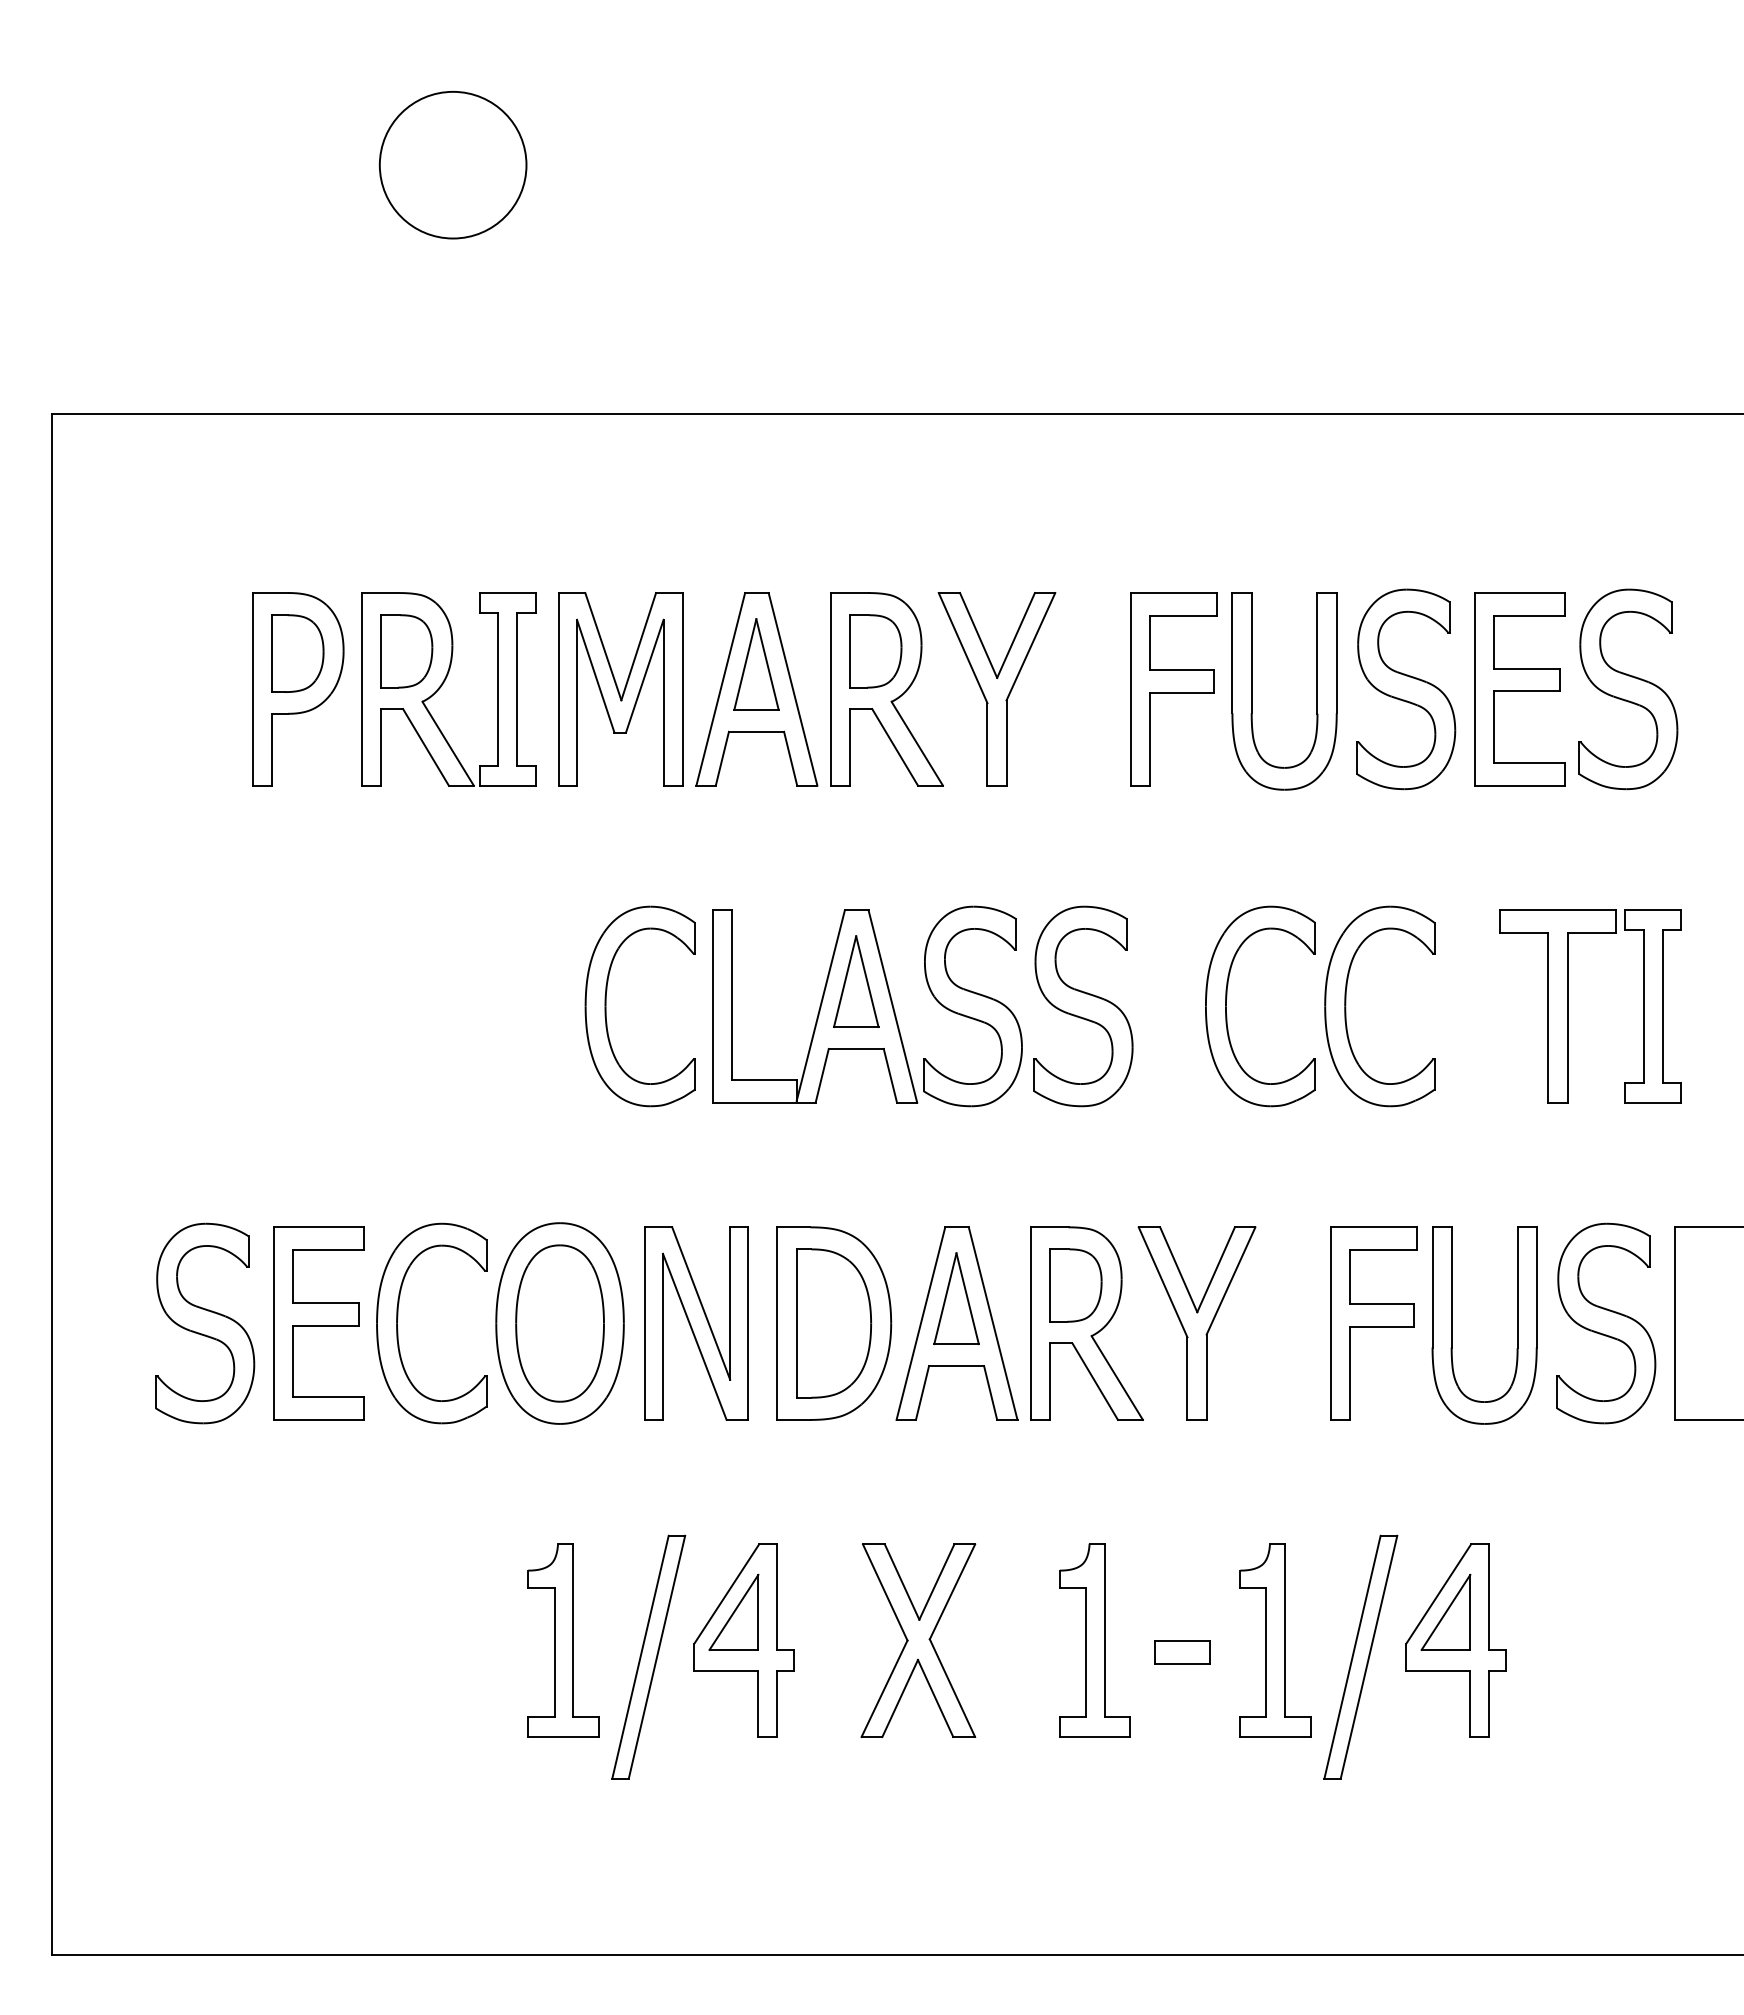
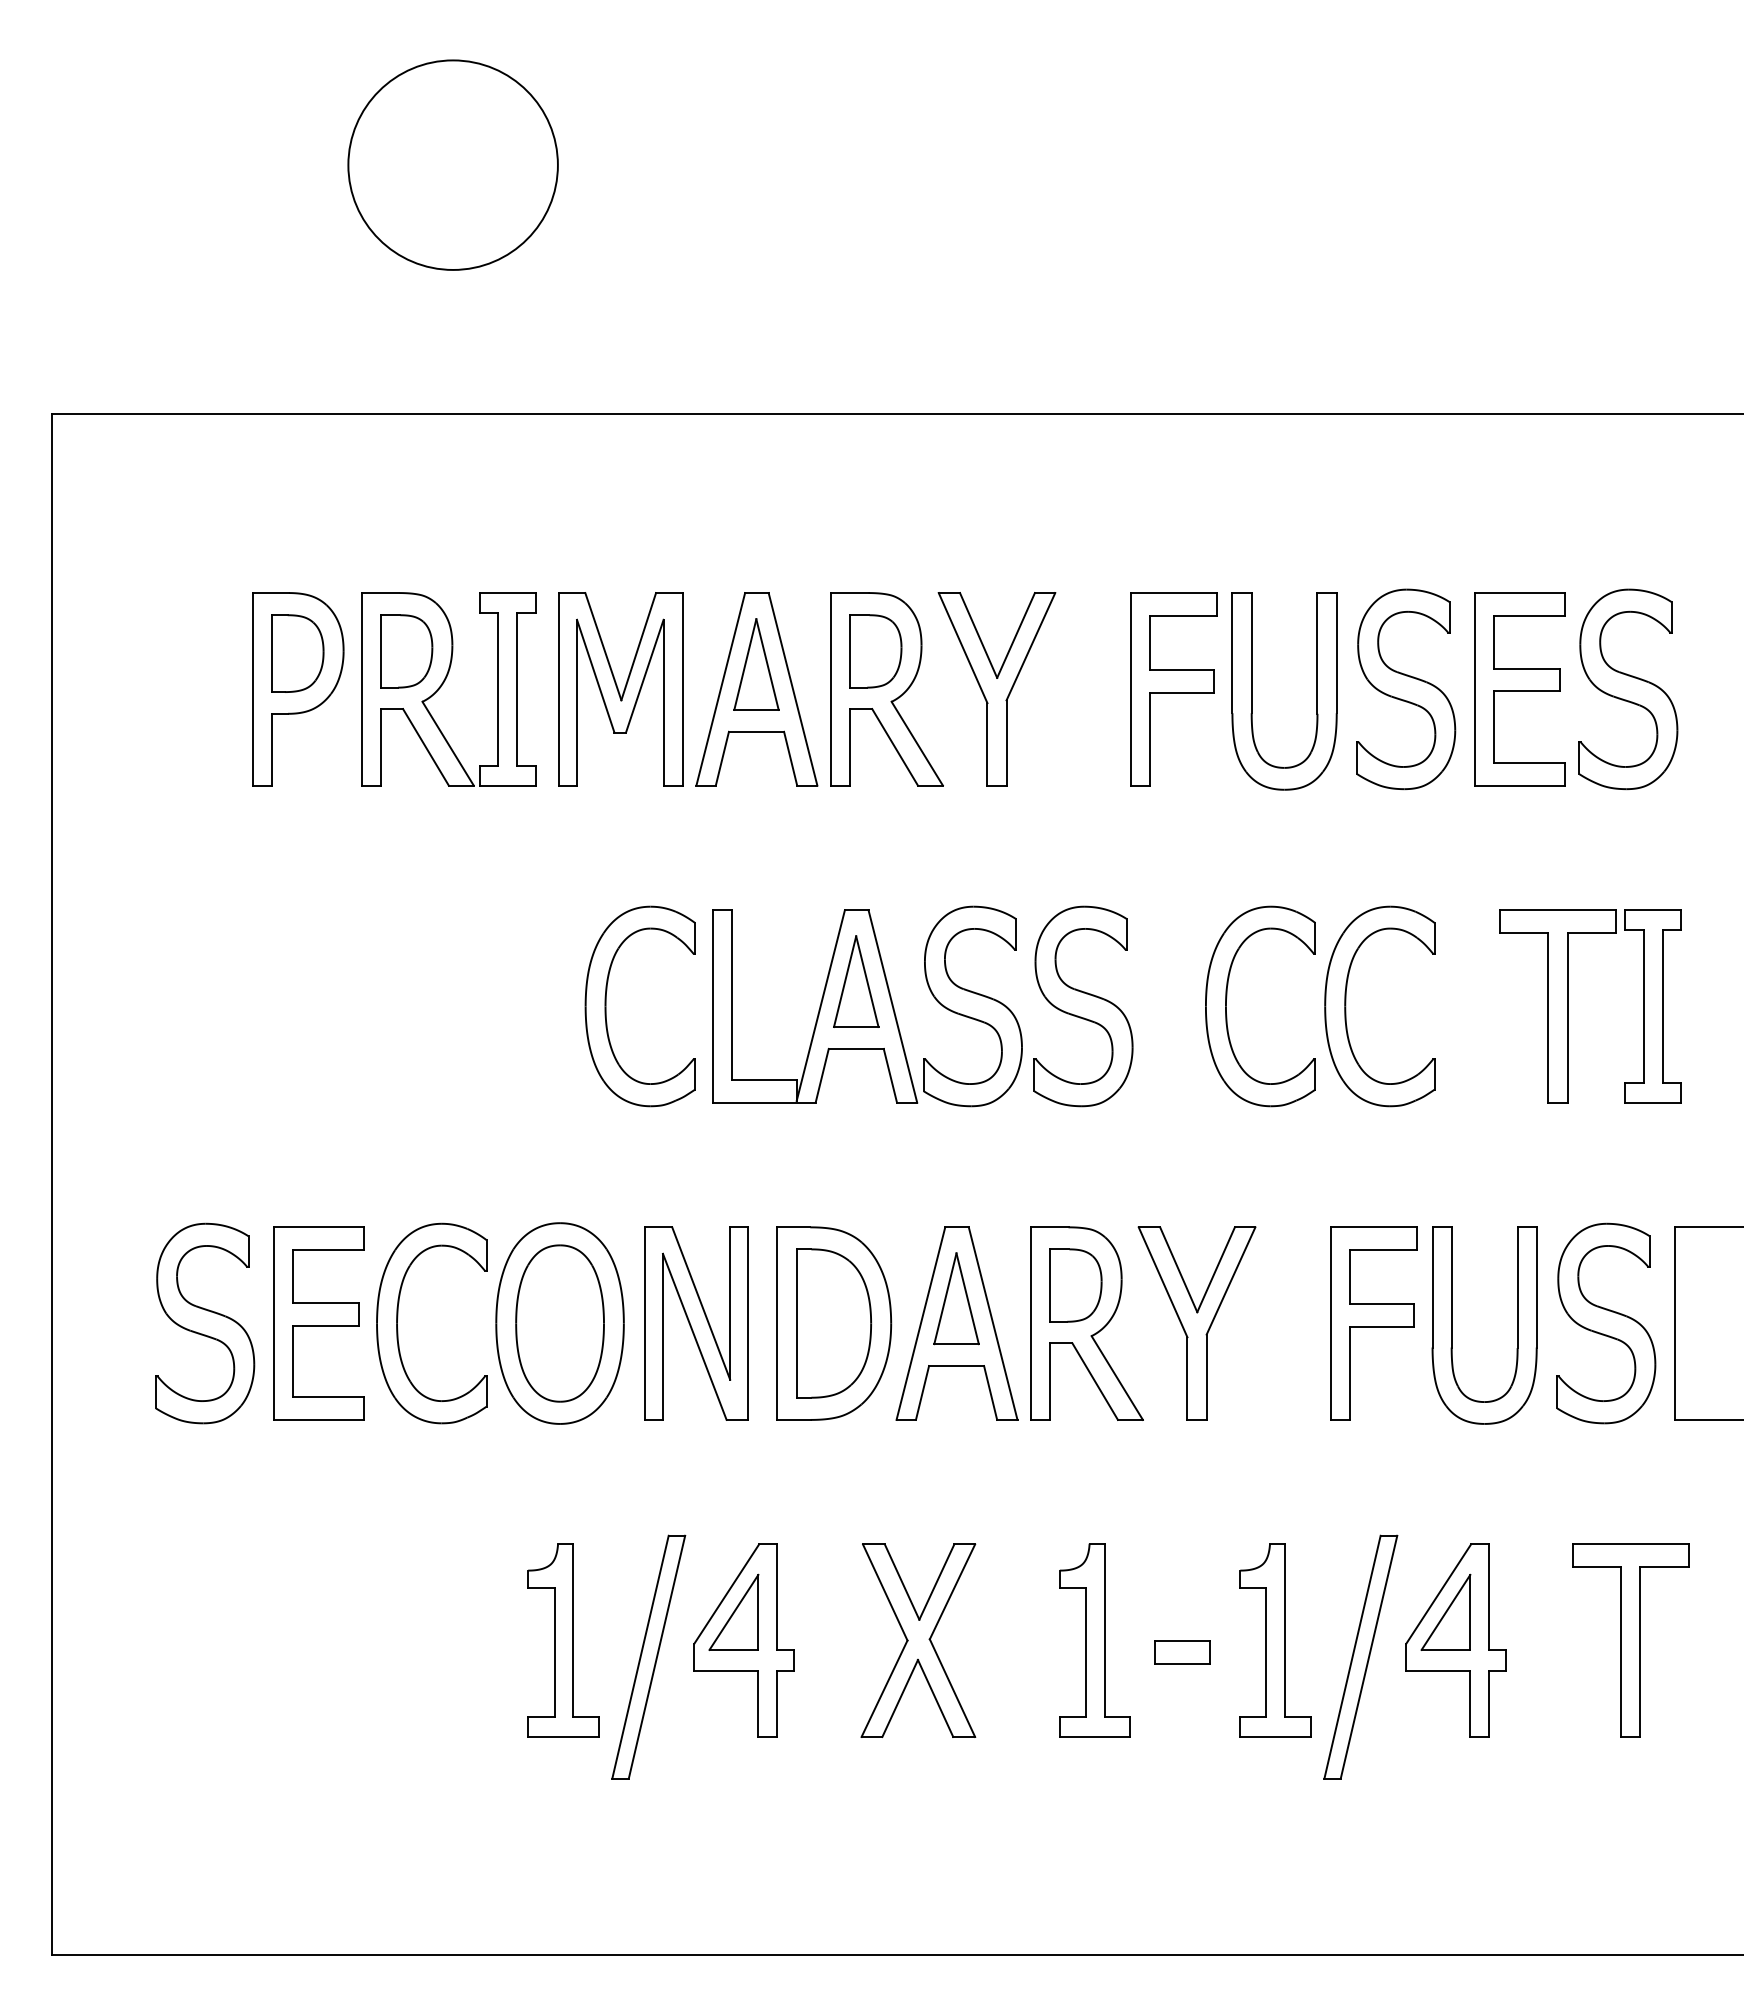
circle diameter: 147 px -> 210 px (452, 164)
part: none -> present (1630, 1640)
